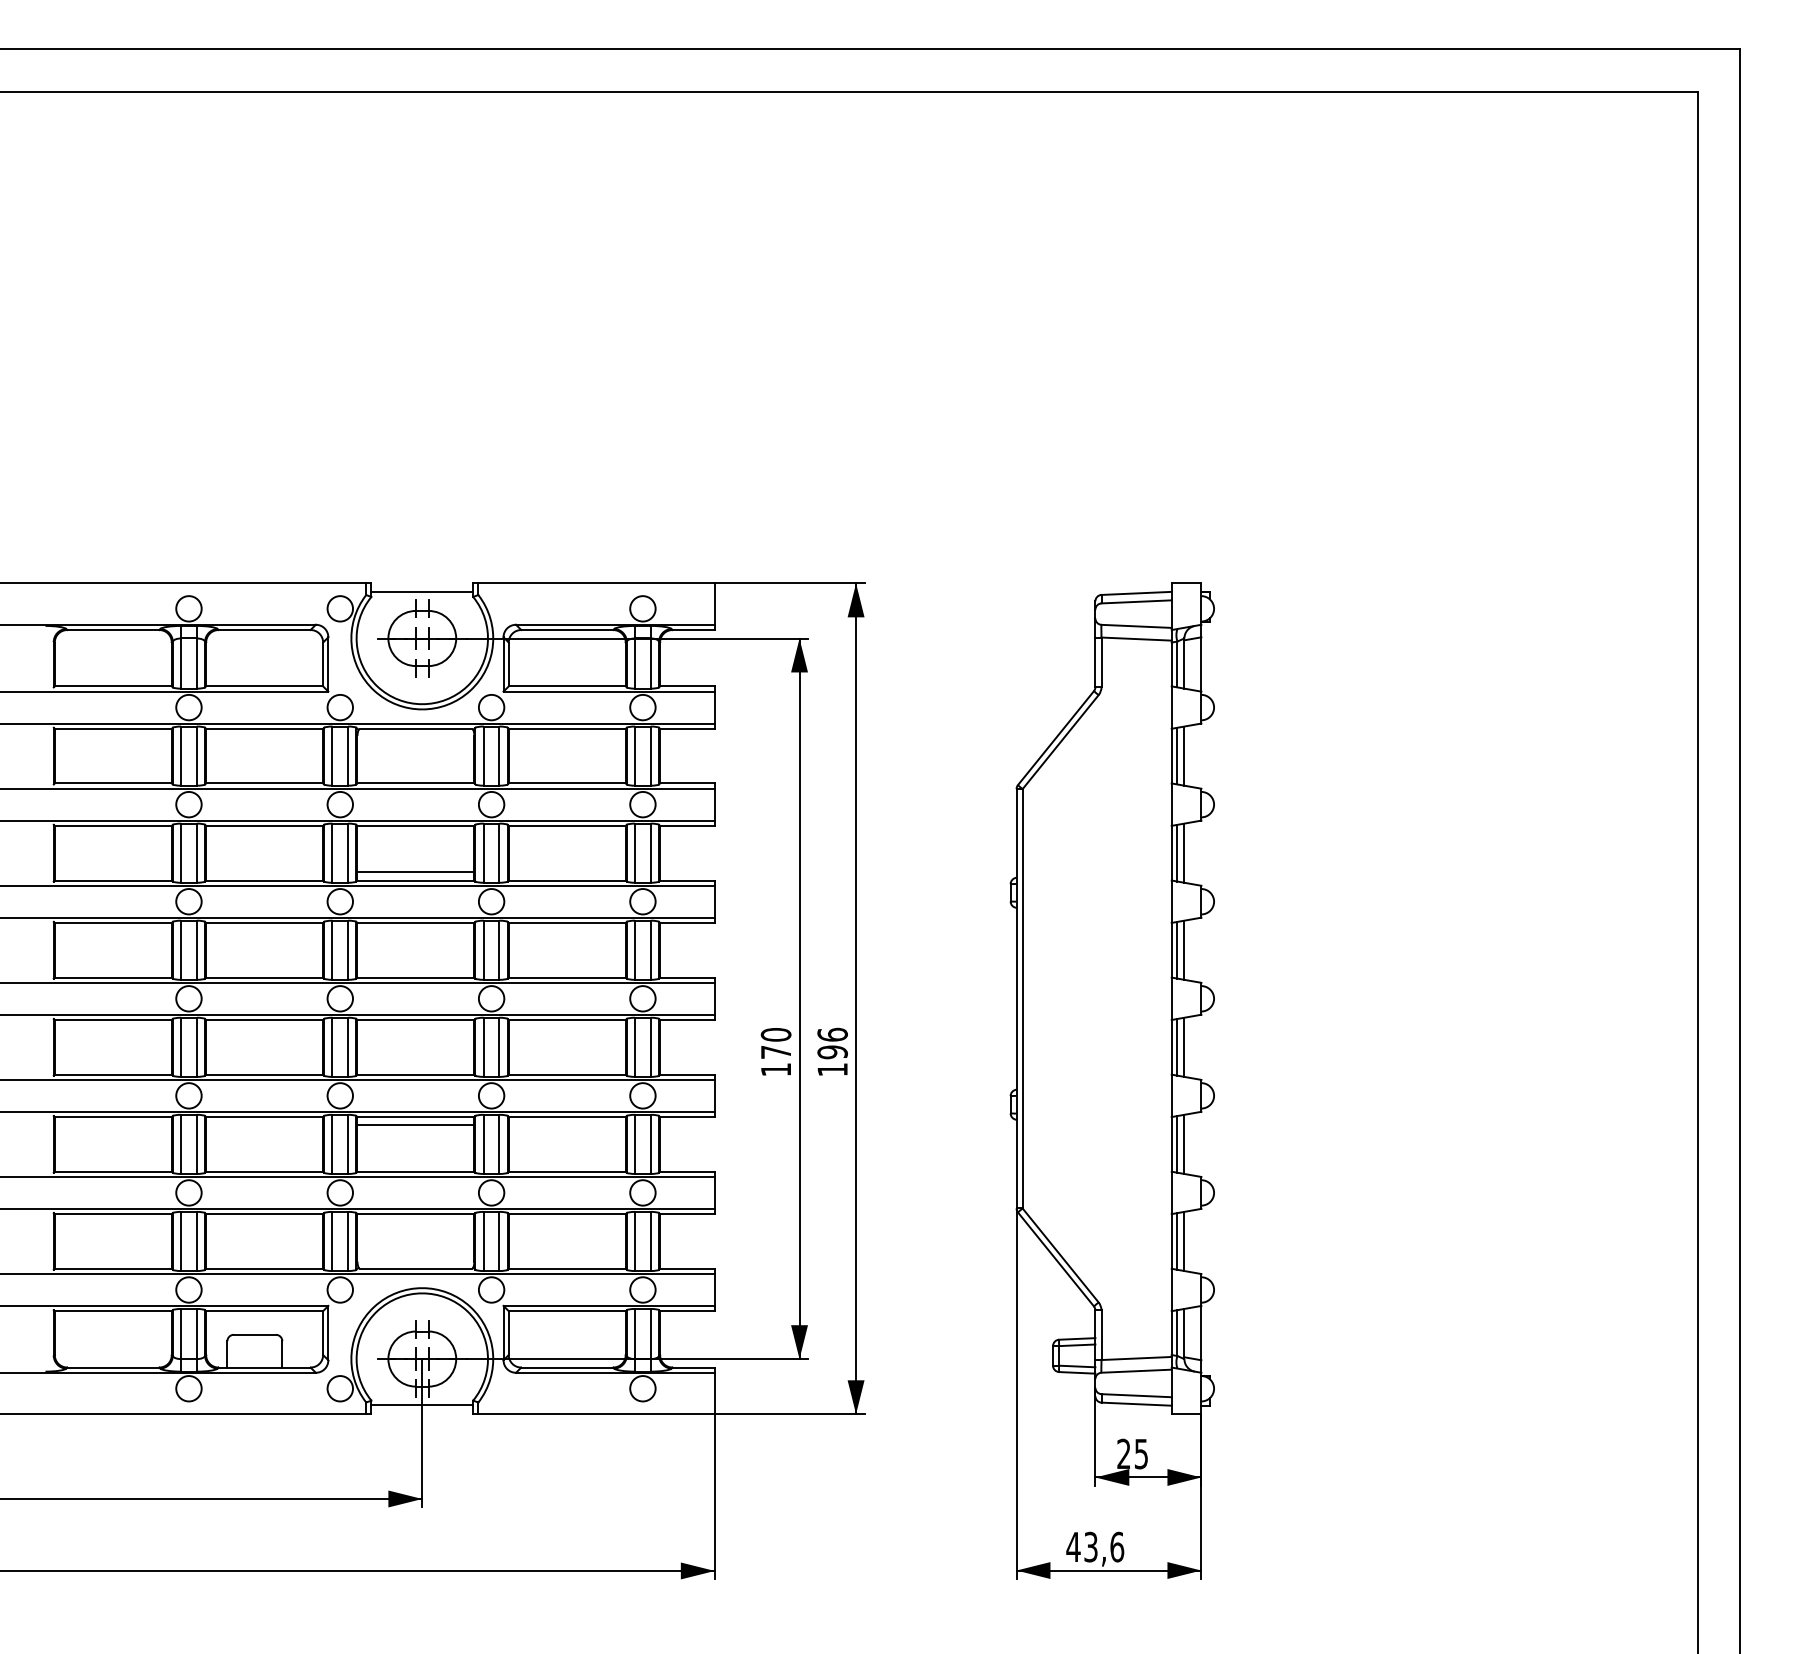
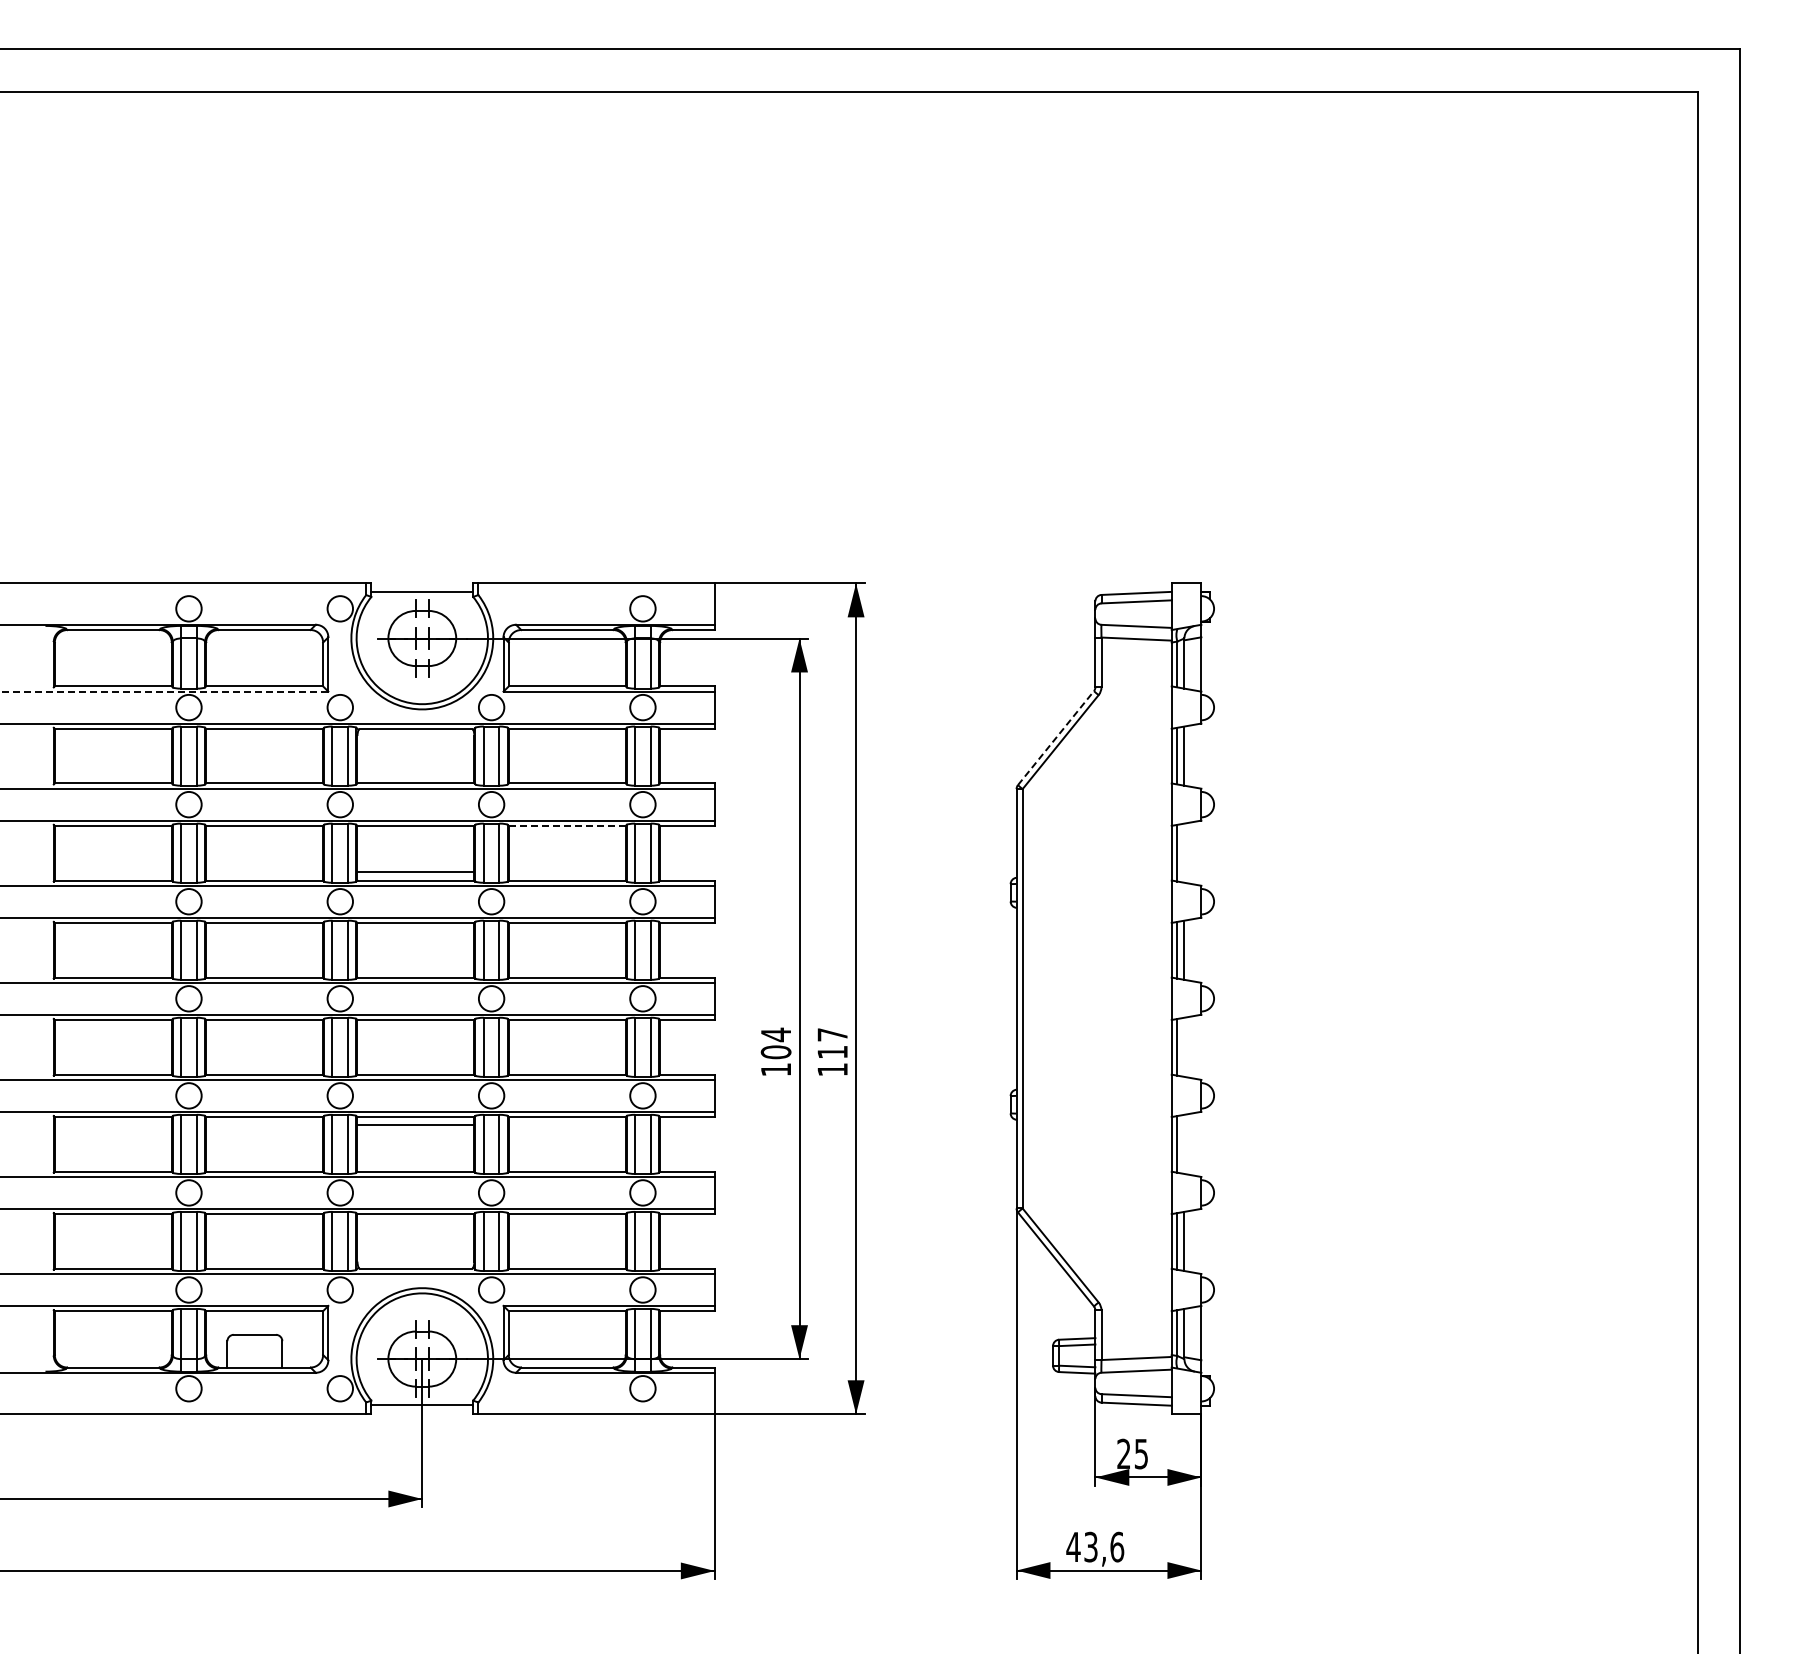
line: solid -> dashed (164, 691)
line: solid -> dashed (1056, 737)
line: solid -> dashed (566, 825)
line: present -> none (1184, 852)
text: 170 -> 104 (775, 1043)
text: 196 -> 117 (832, 1043)
line: present -> none (1184, 1046)
line: present -> none (1184, 1143)
